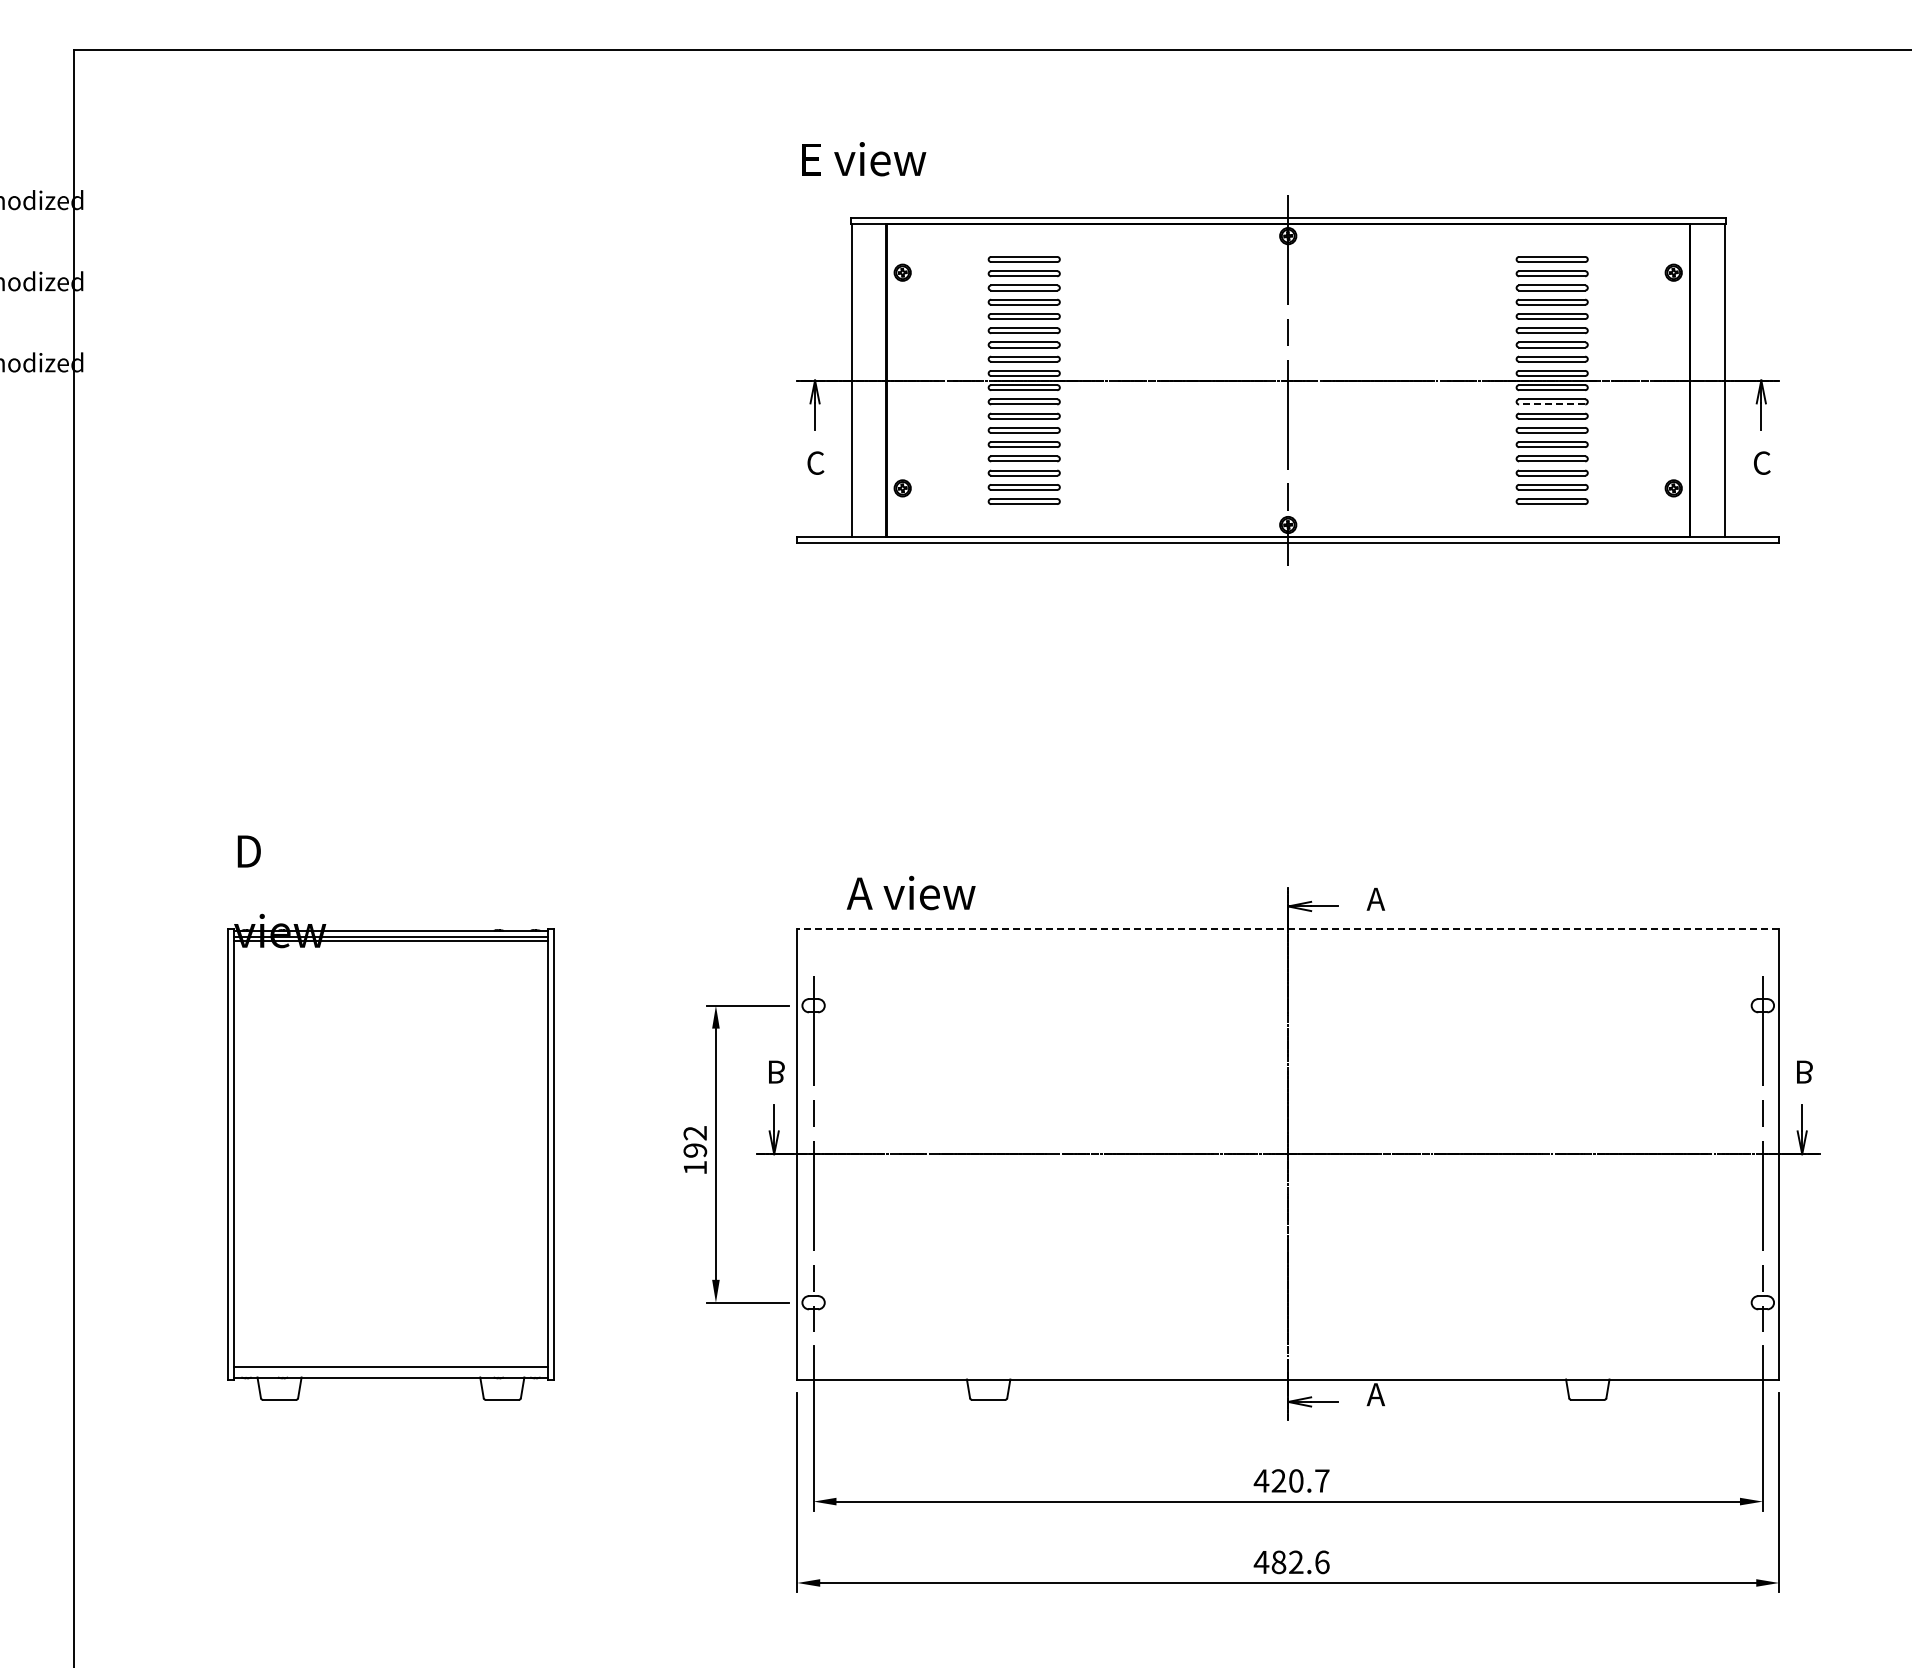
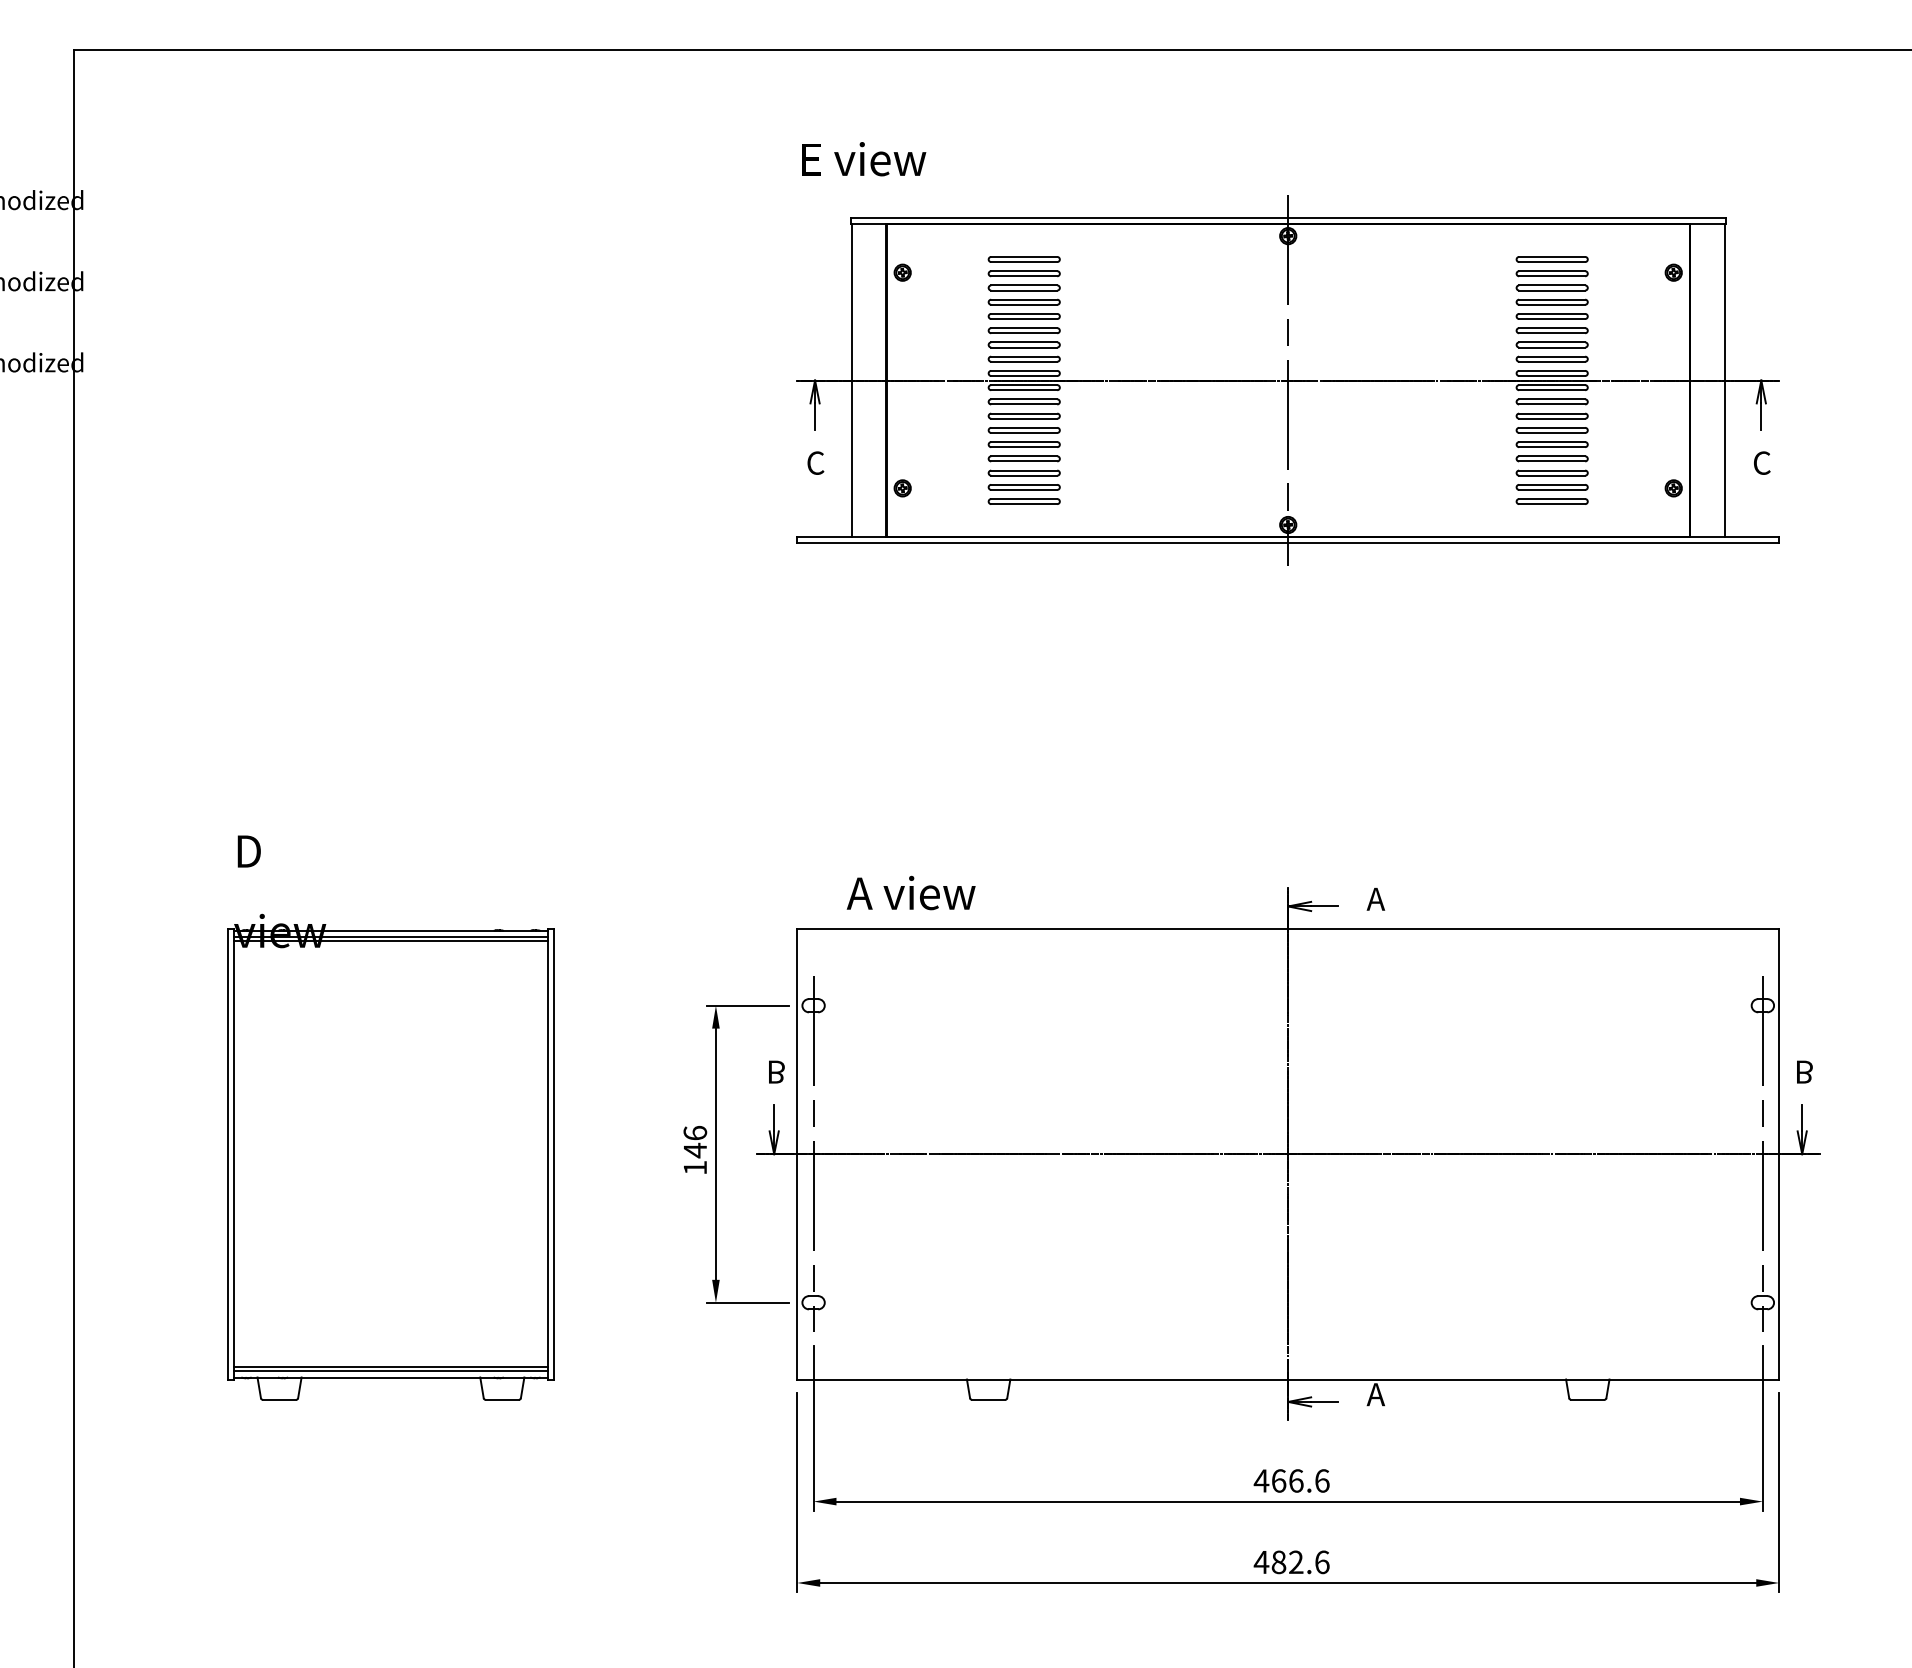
line: dashed -> solid (1551, 404)
line: dashed -> solid (1288, 928)
text: 192 -> 146 (695, 1141)
line: none -> present (390, 1371)
text: 420.7 -> 466.6 (1300, 1480)
